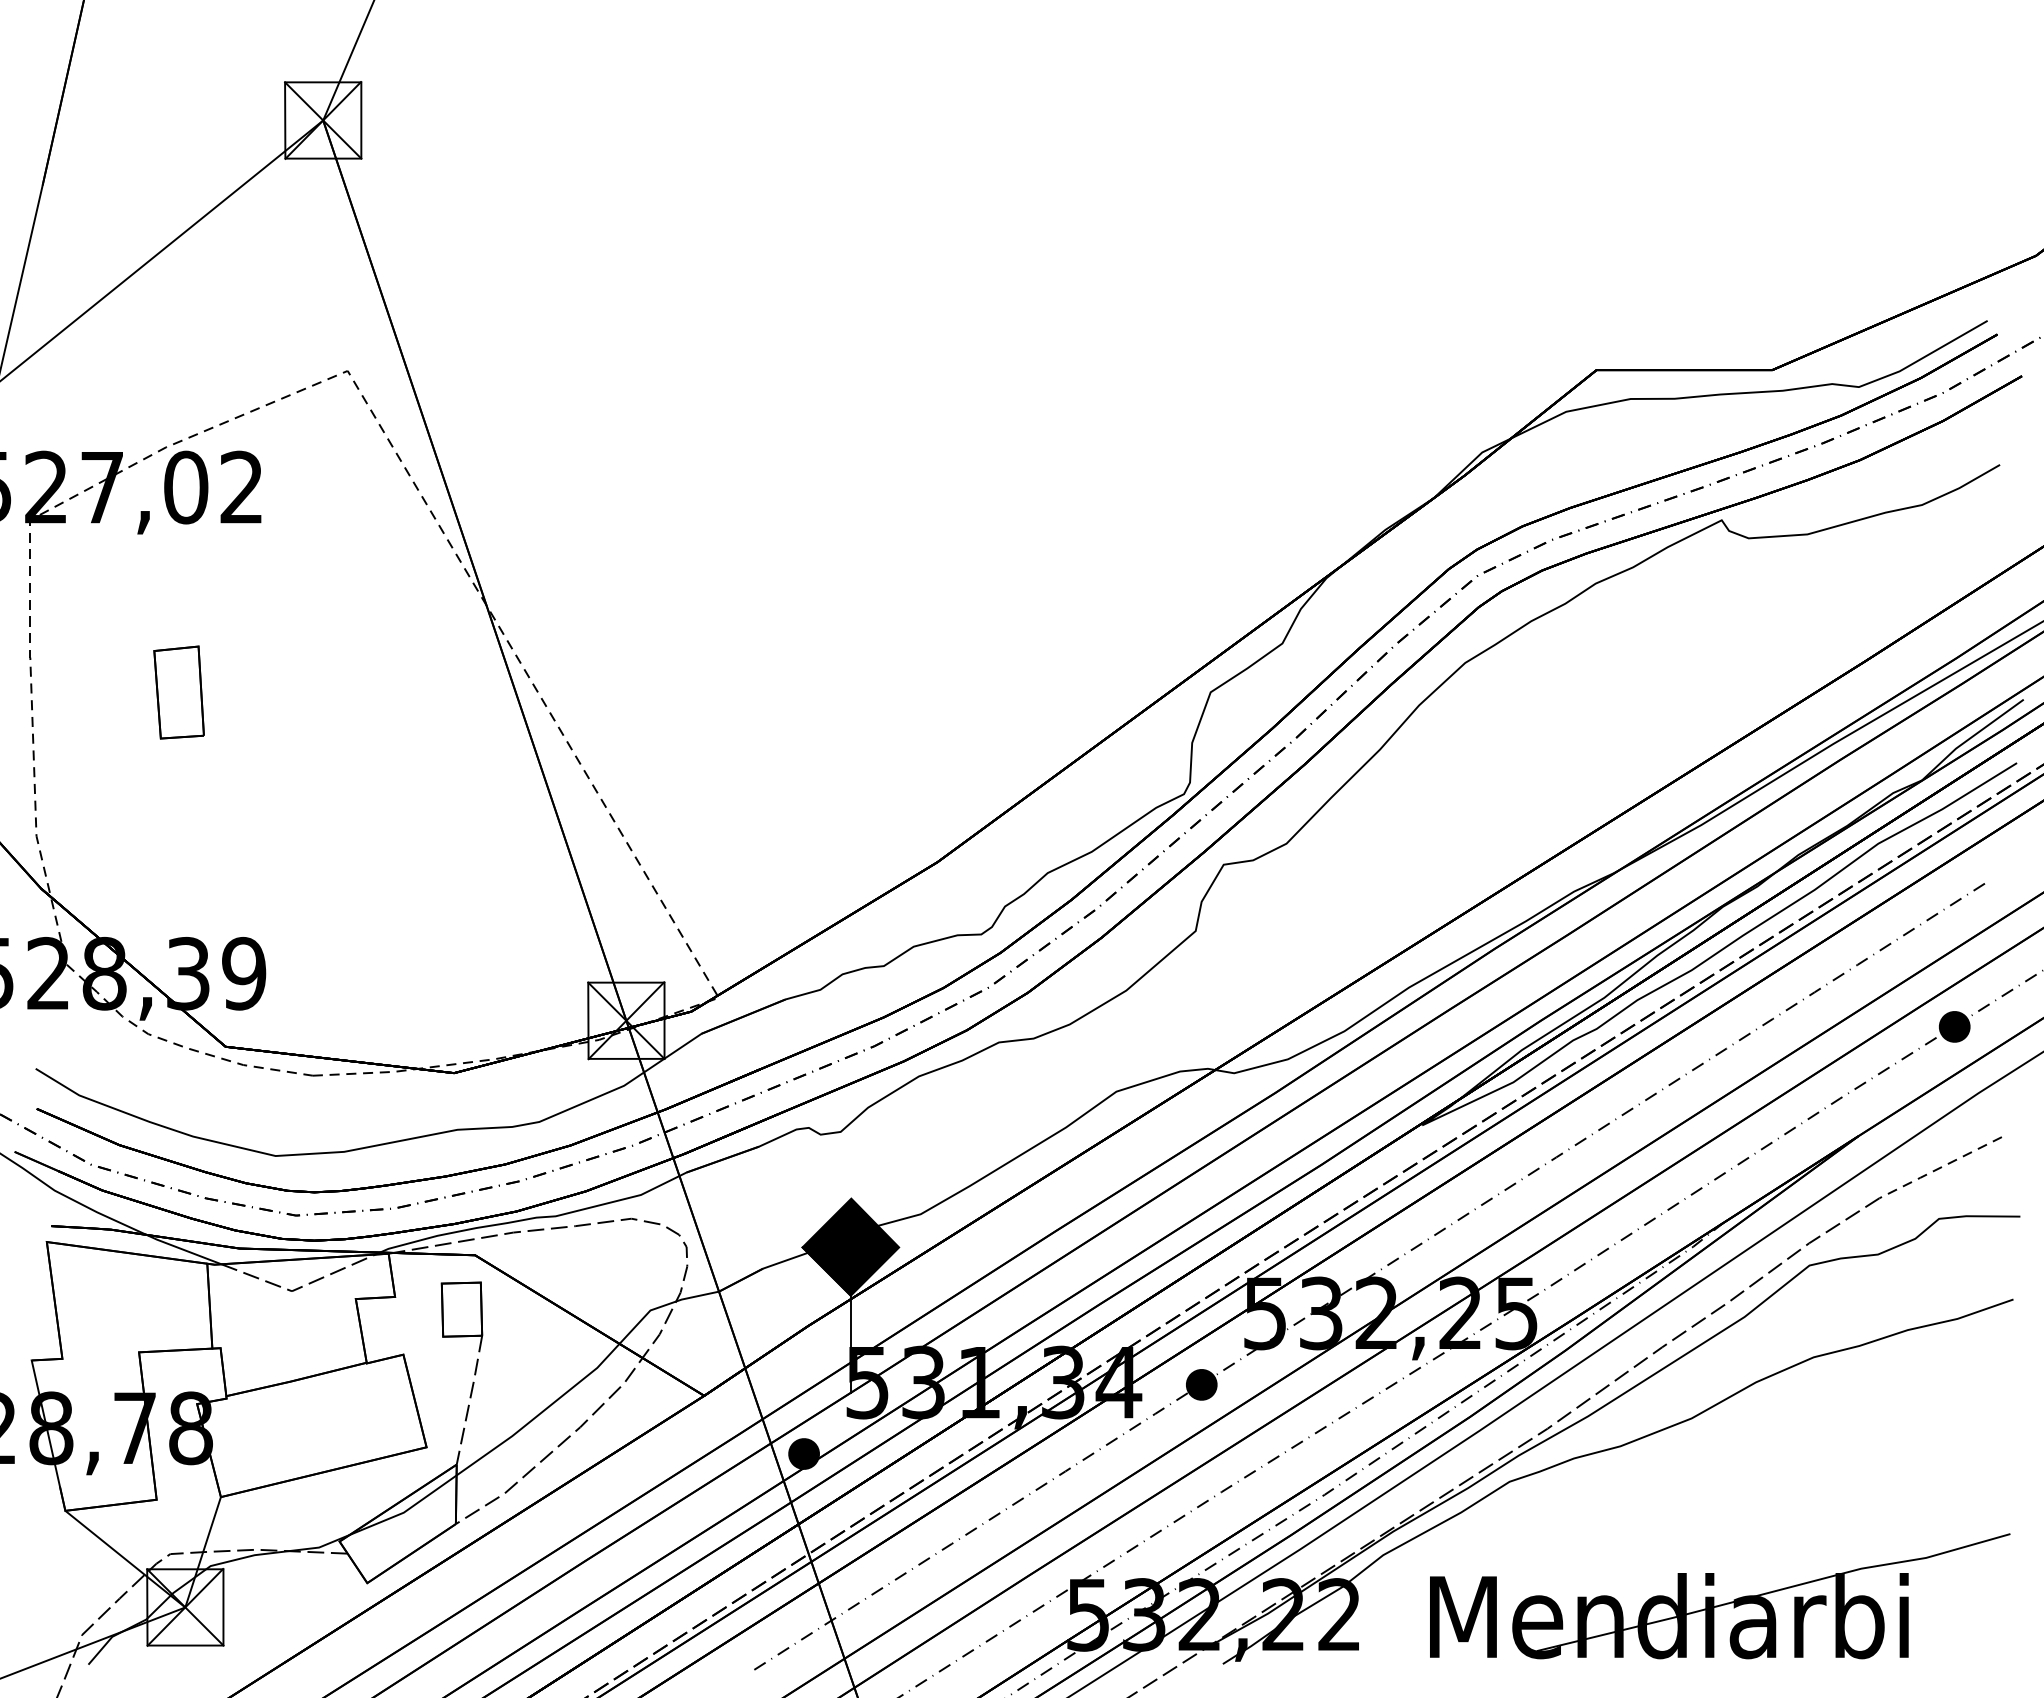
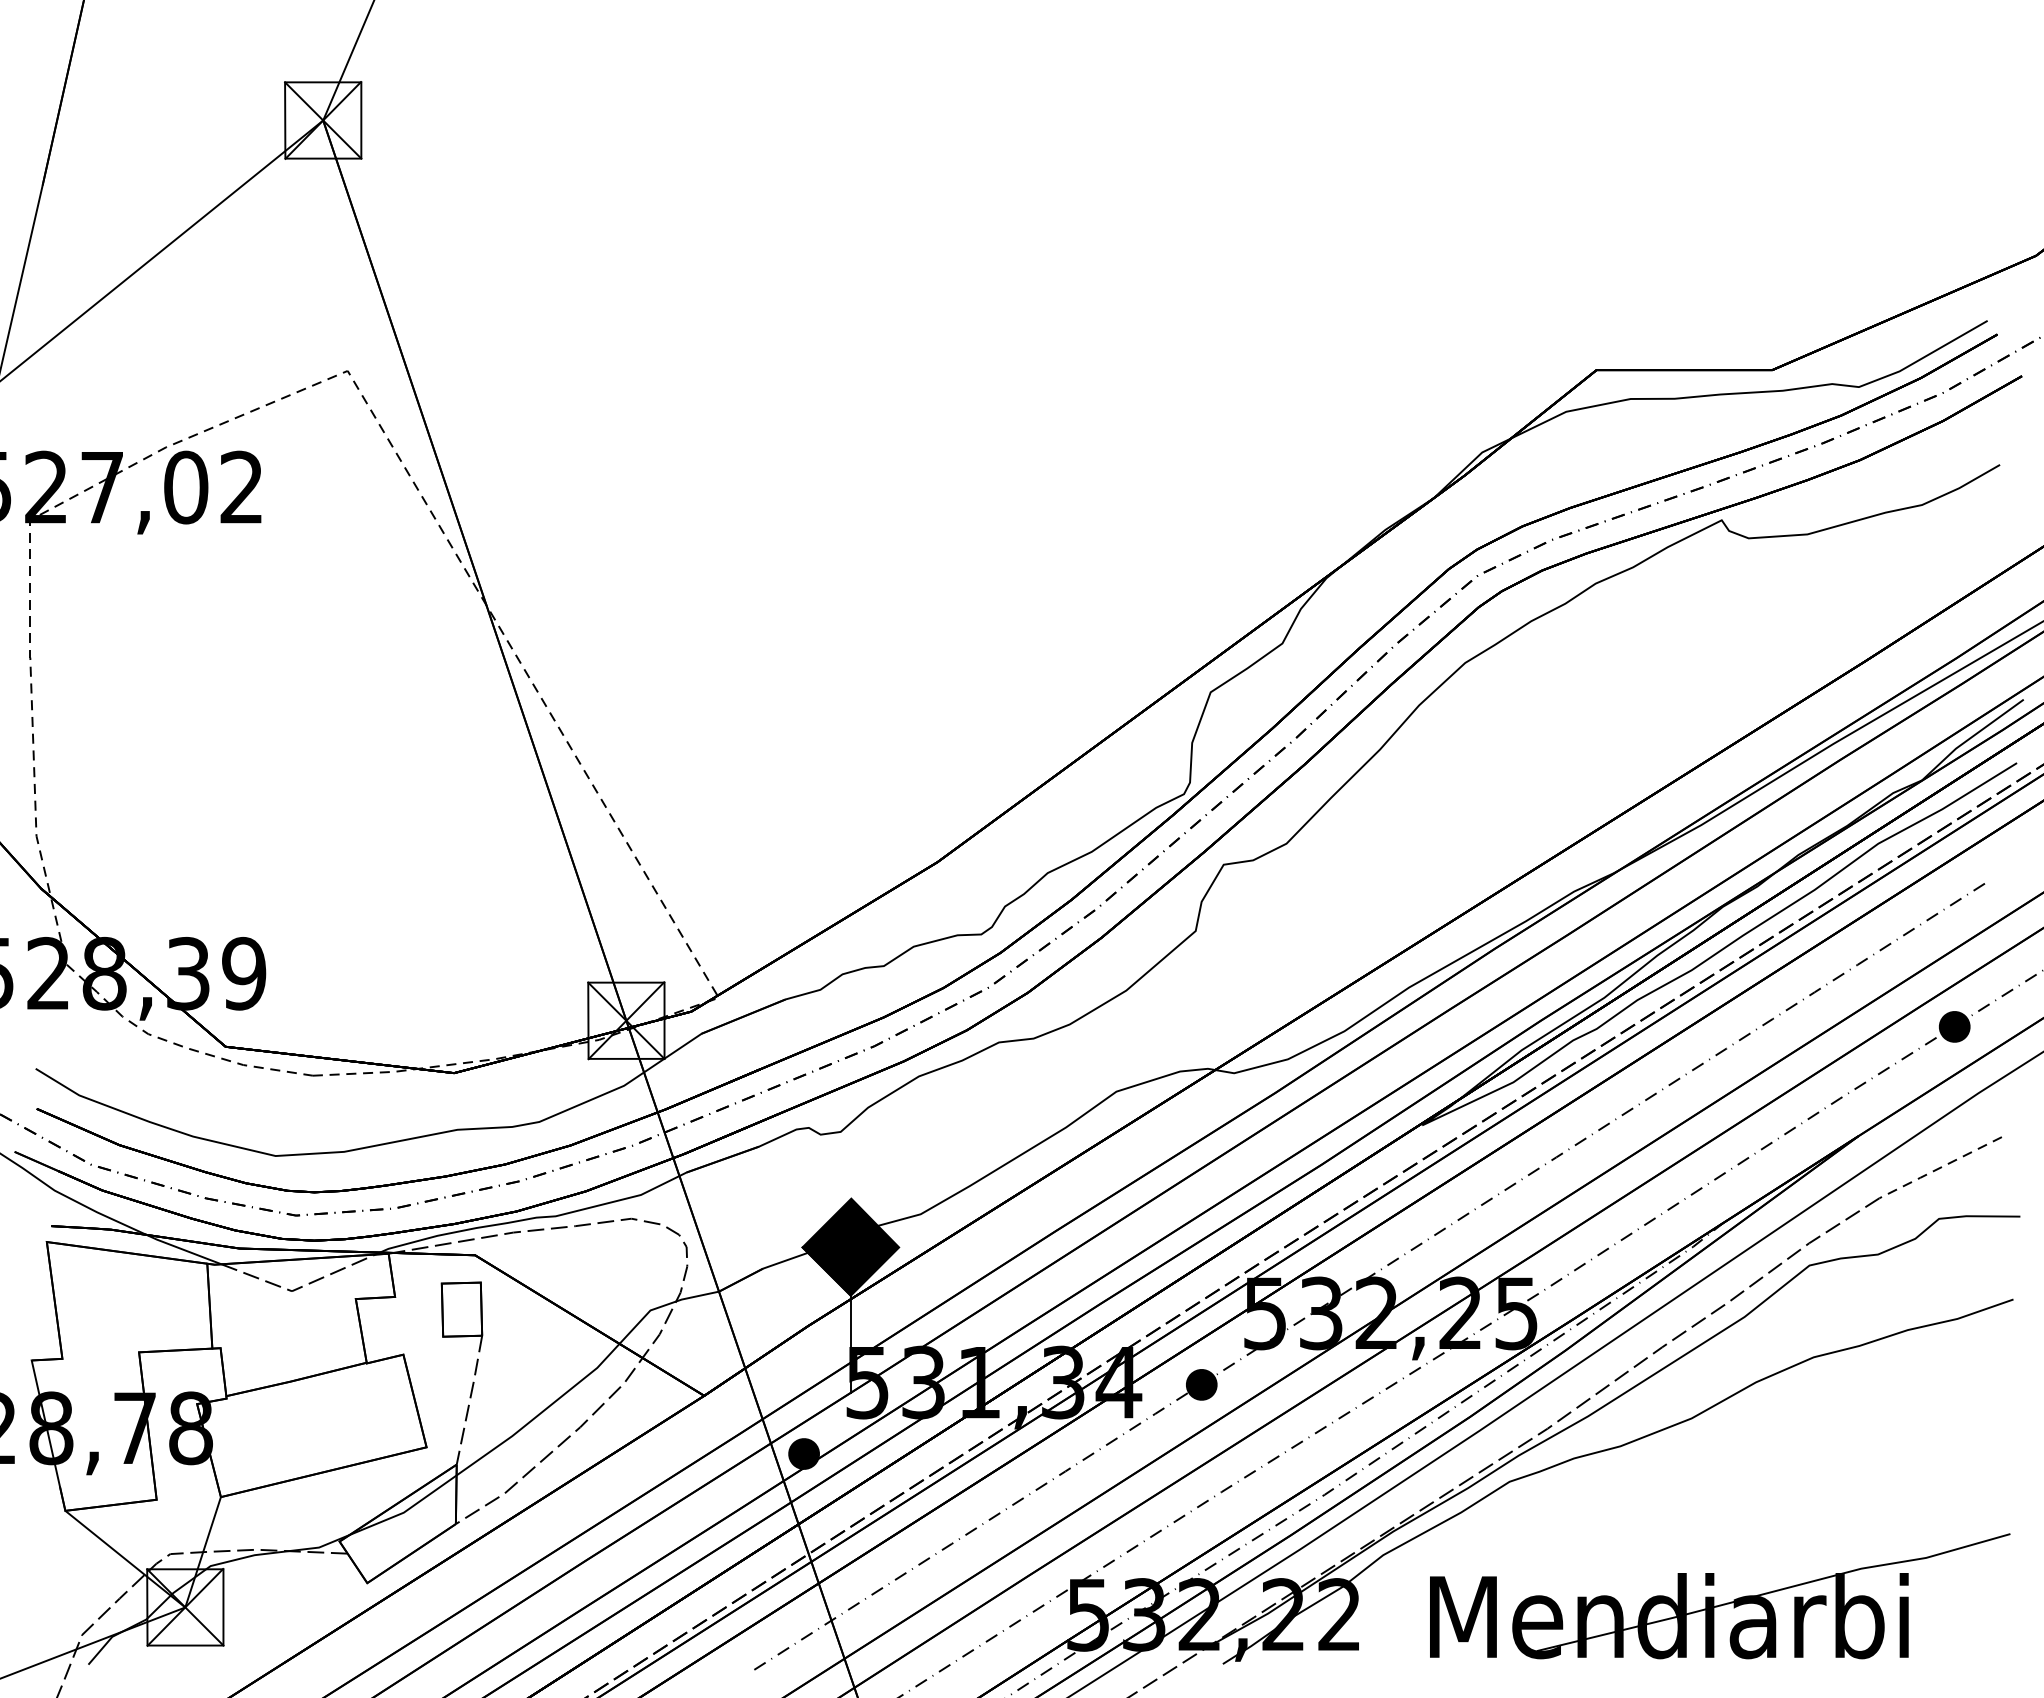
part: present -> none (178, 692)
